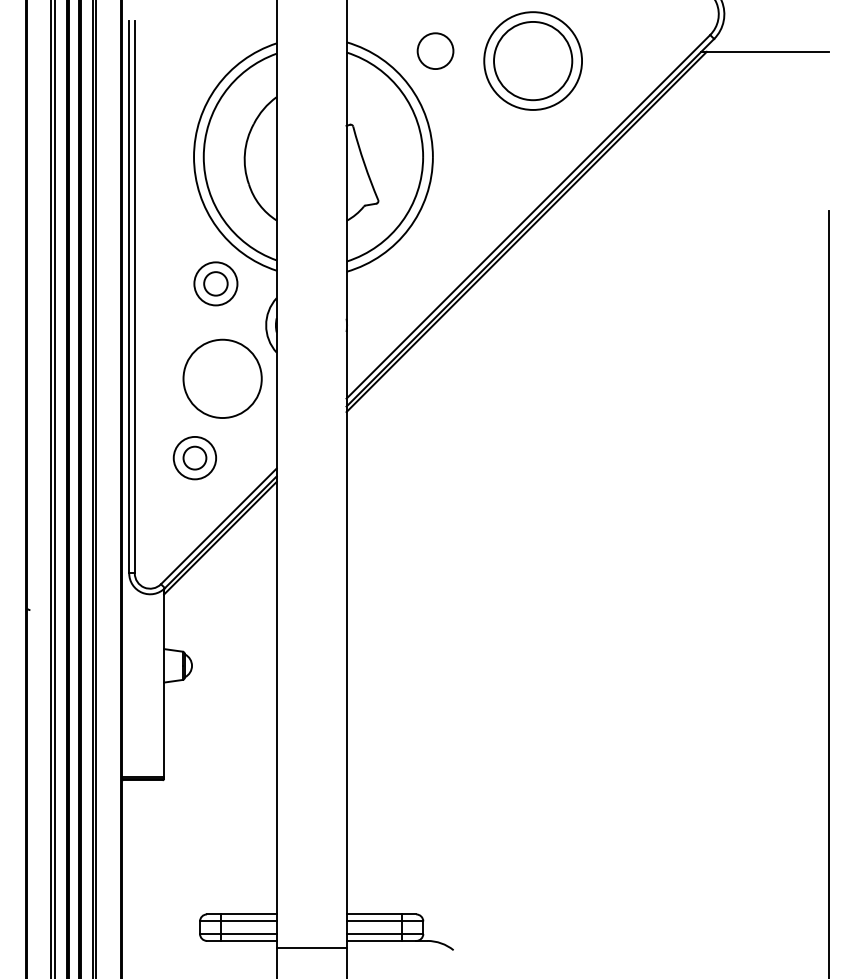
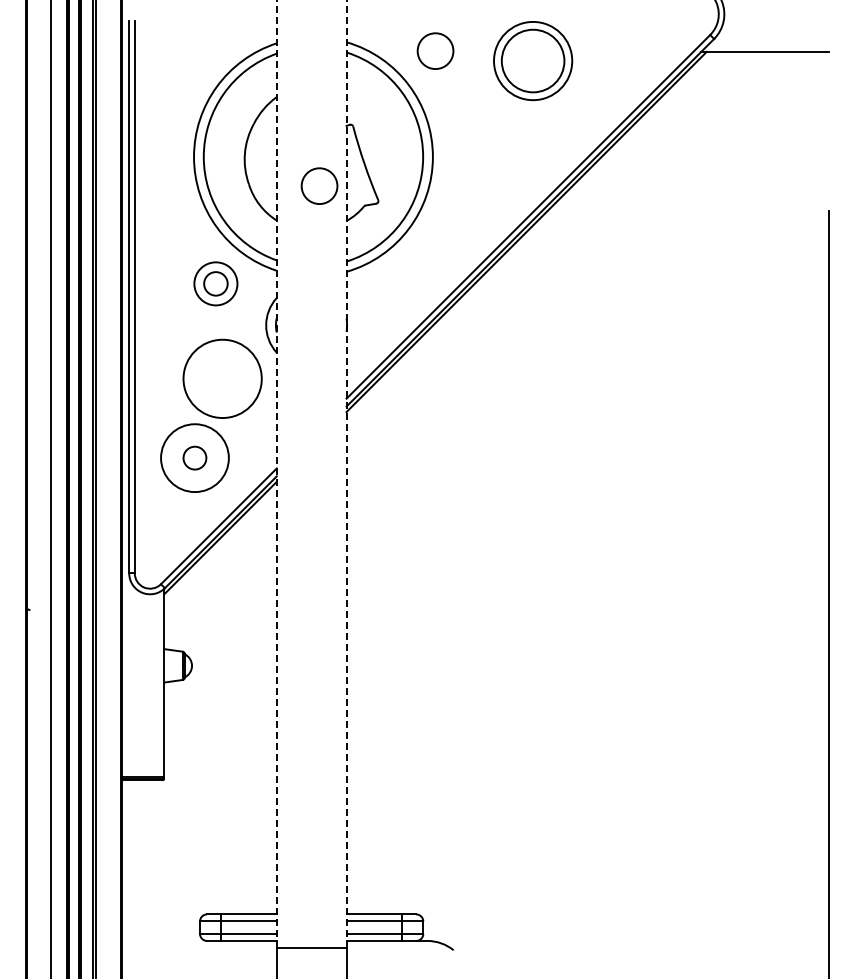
part size: 100x100 px -> 81x81 px (533, 61)
circle: none -> present (319, 185)
circle diameter: 42 px -> 68 px (194, 458)
line: solid -> dashed (276, 473)
line: solid -> dashed (346, 473)
line: present -> none (55, 488)
